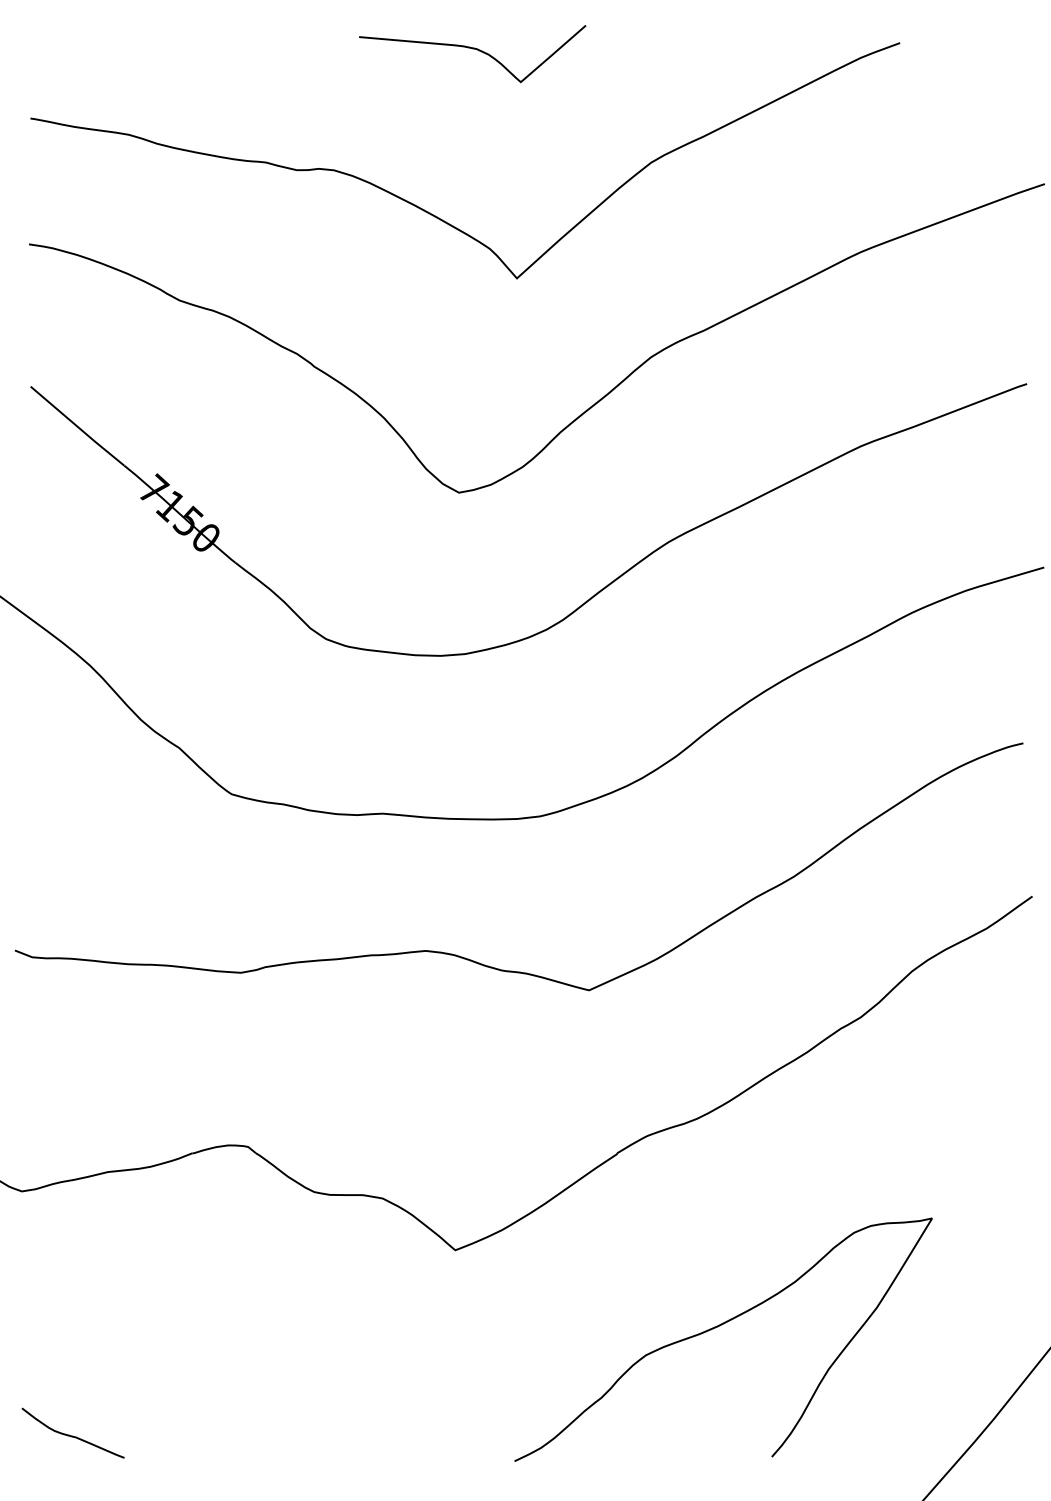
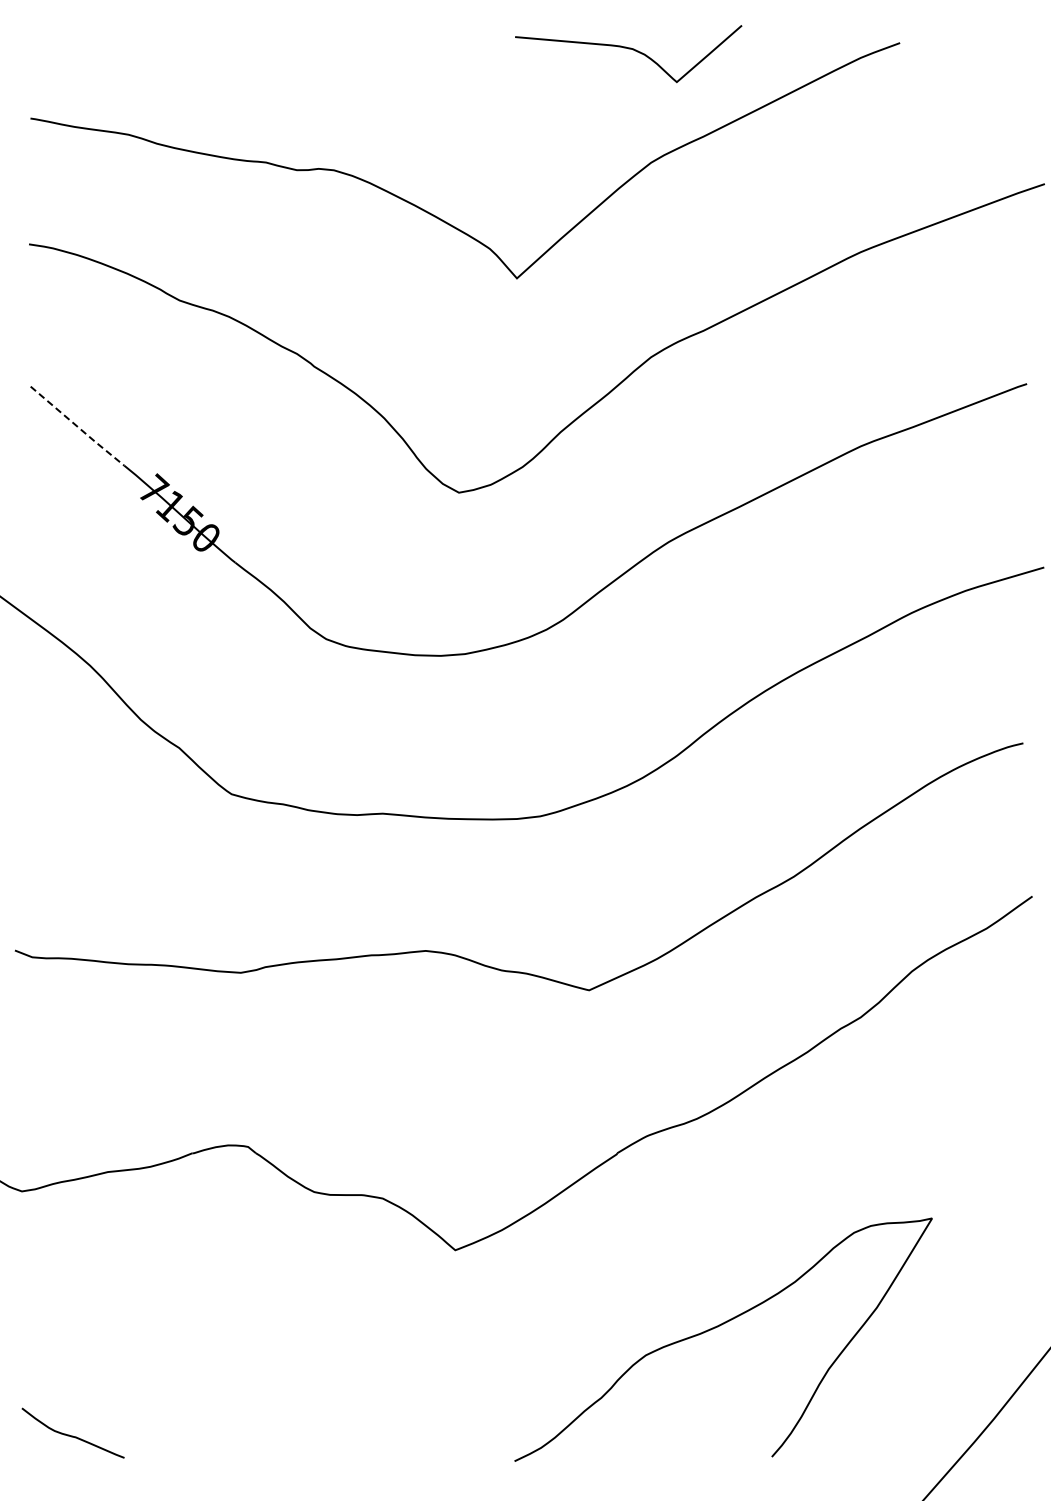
curve position: (472, 49) -> (628, 49) (628, 49)
line: solid -> dashed (77, 426)
